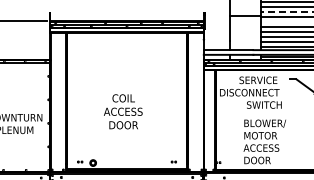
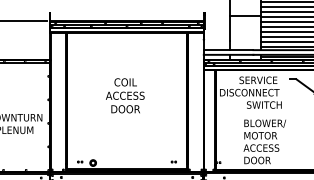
line: dashed -> solid (286, 12)
line: none -> present (285, 22)
text position: (123, 111) -> (125, 95) (125, 95)
